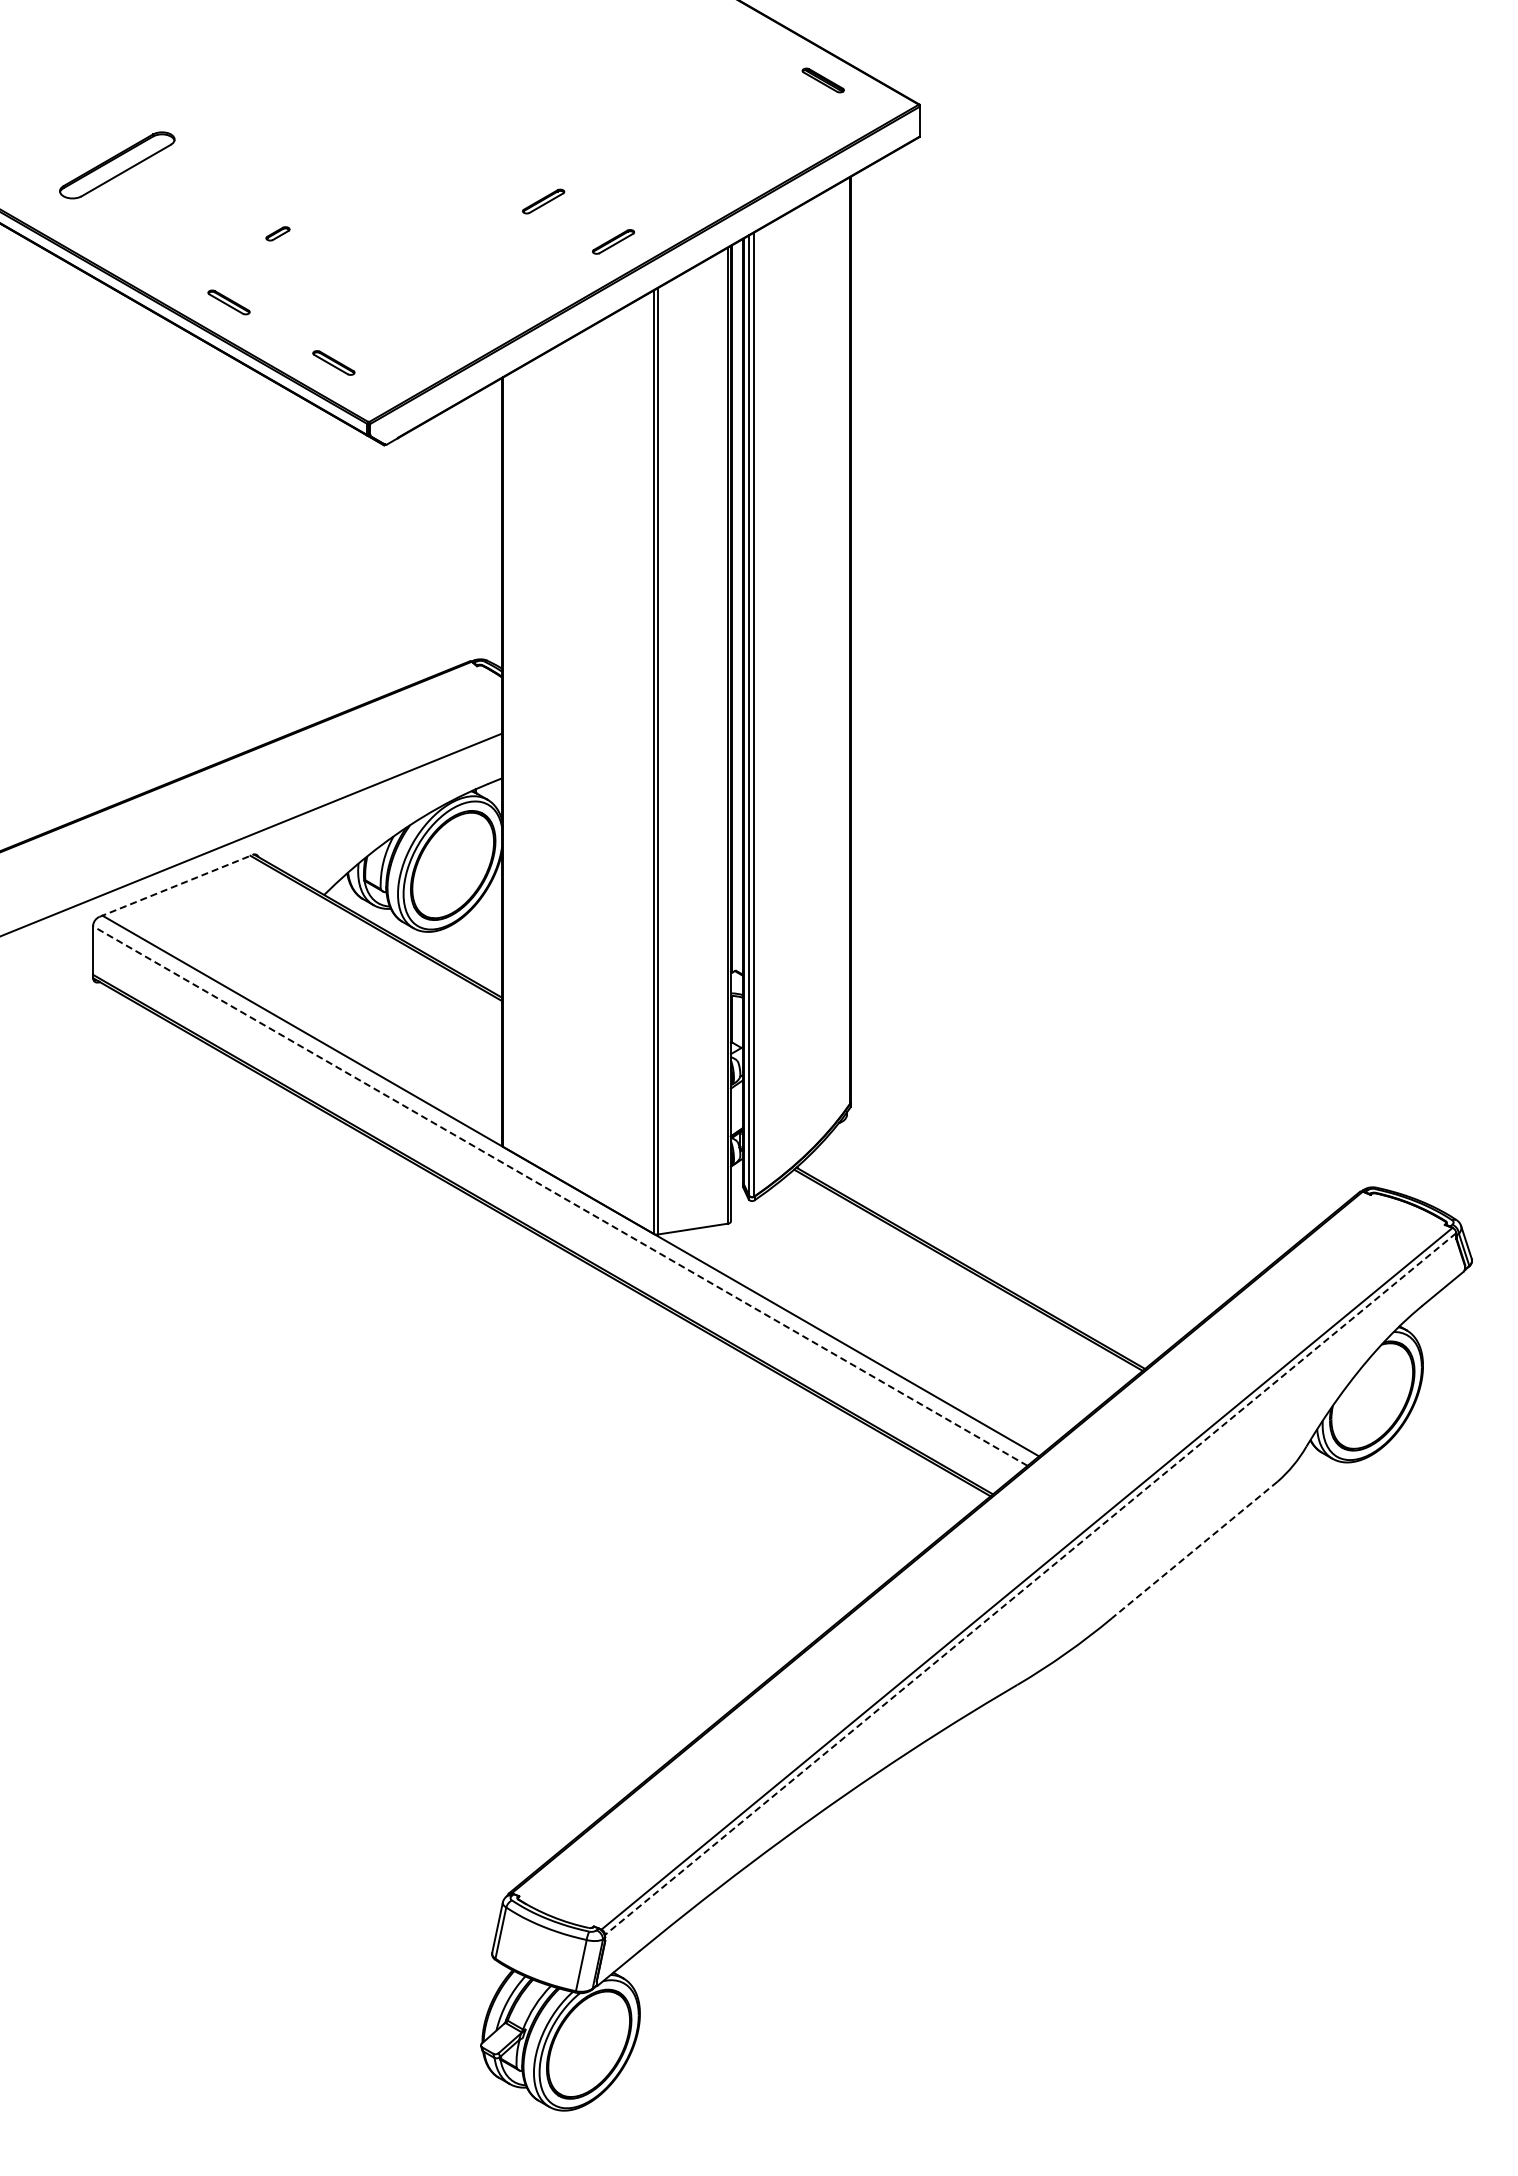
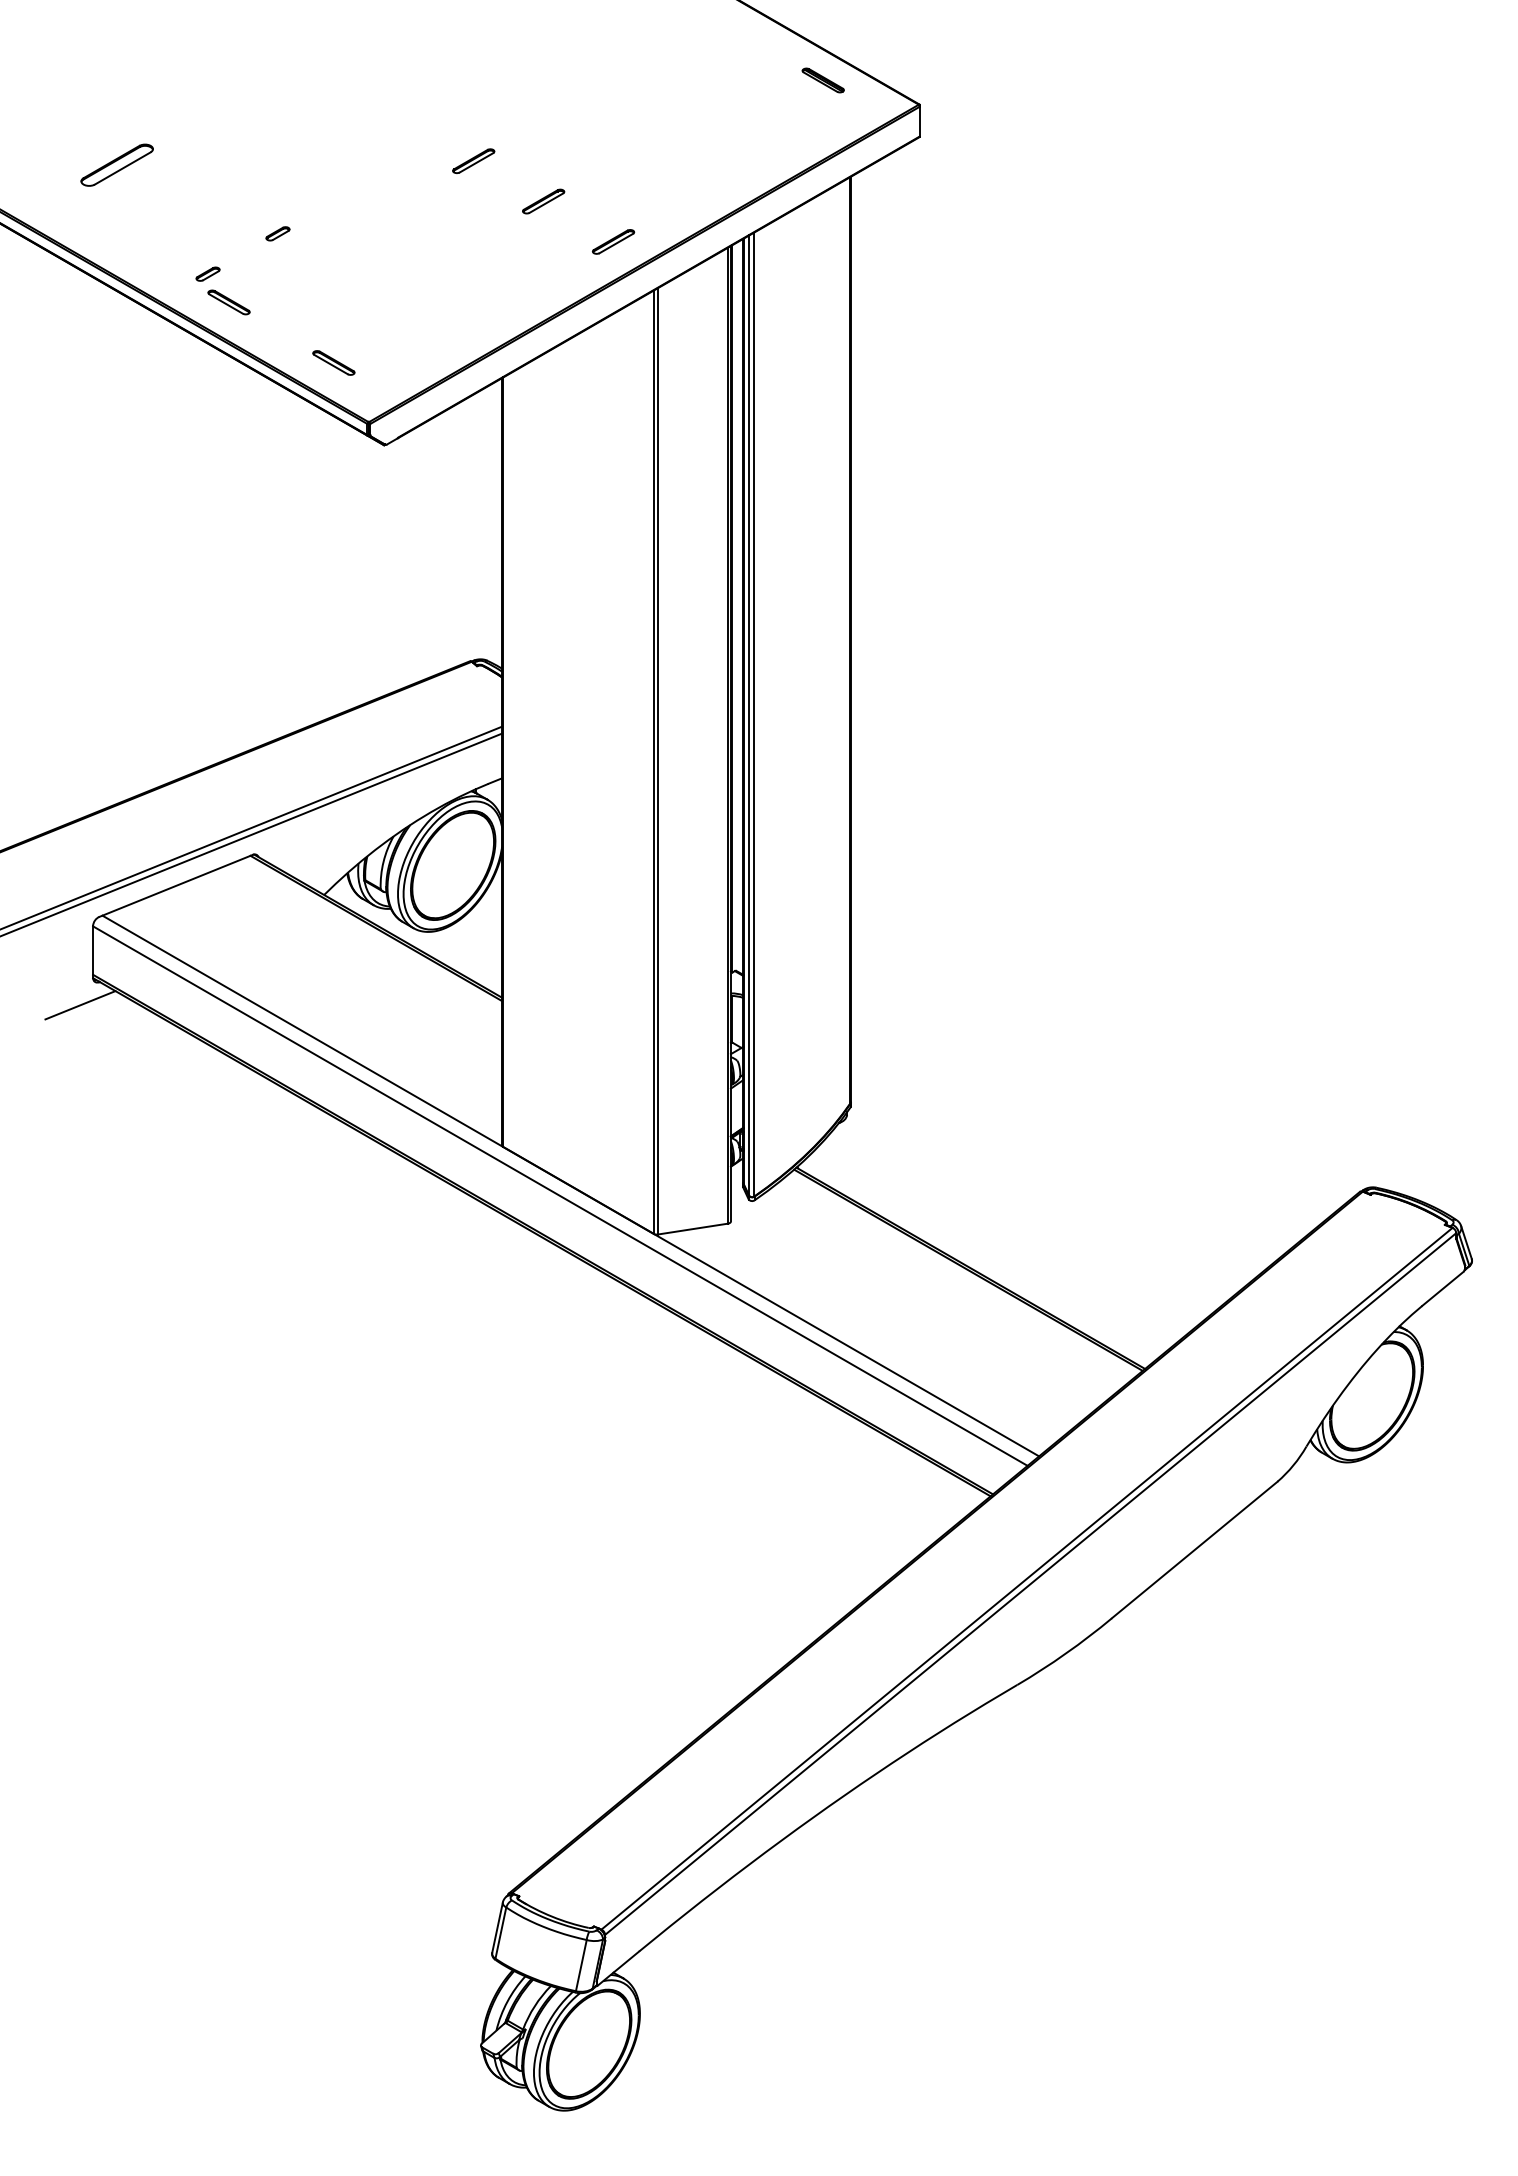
part: none -> present (473, 160)
part size: 117x69 px -> 74x44 px (116, 164)
part: none -> present (207, 273)
line: none -> present (252, 827)
line: dashed -> solid (176, 885)
line: none -> present (80, 1005)
line: dashed -> solid (560, 1196)
line: dashed -> solid (1194, 1550)
line: dashed -> solid (1030, 1584)
